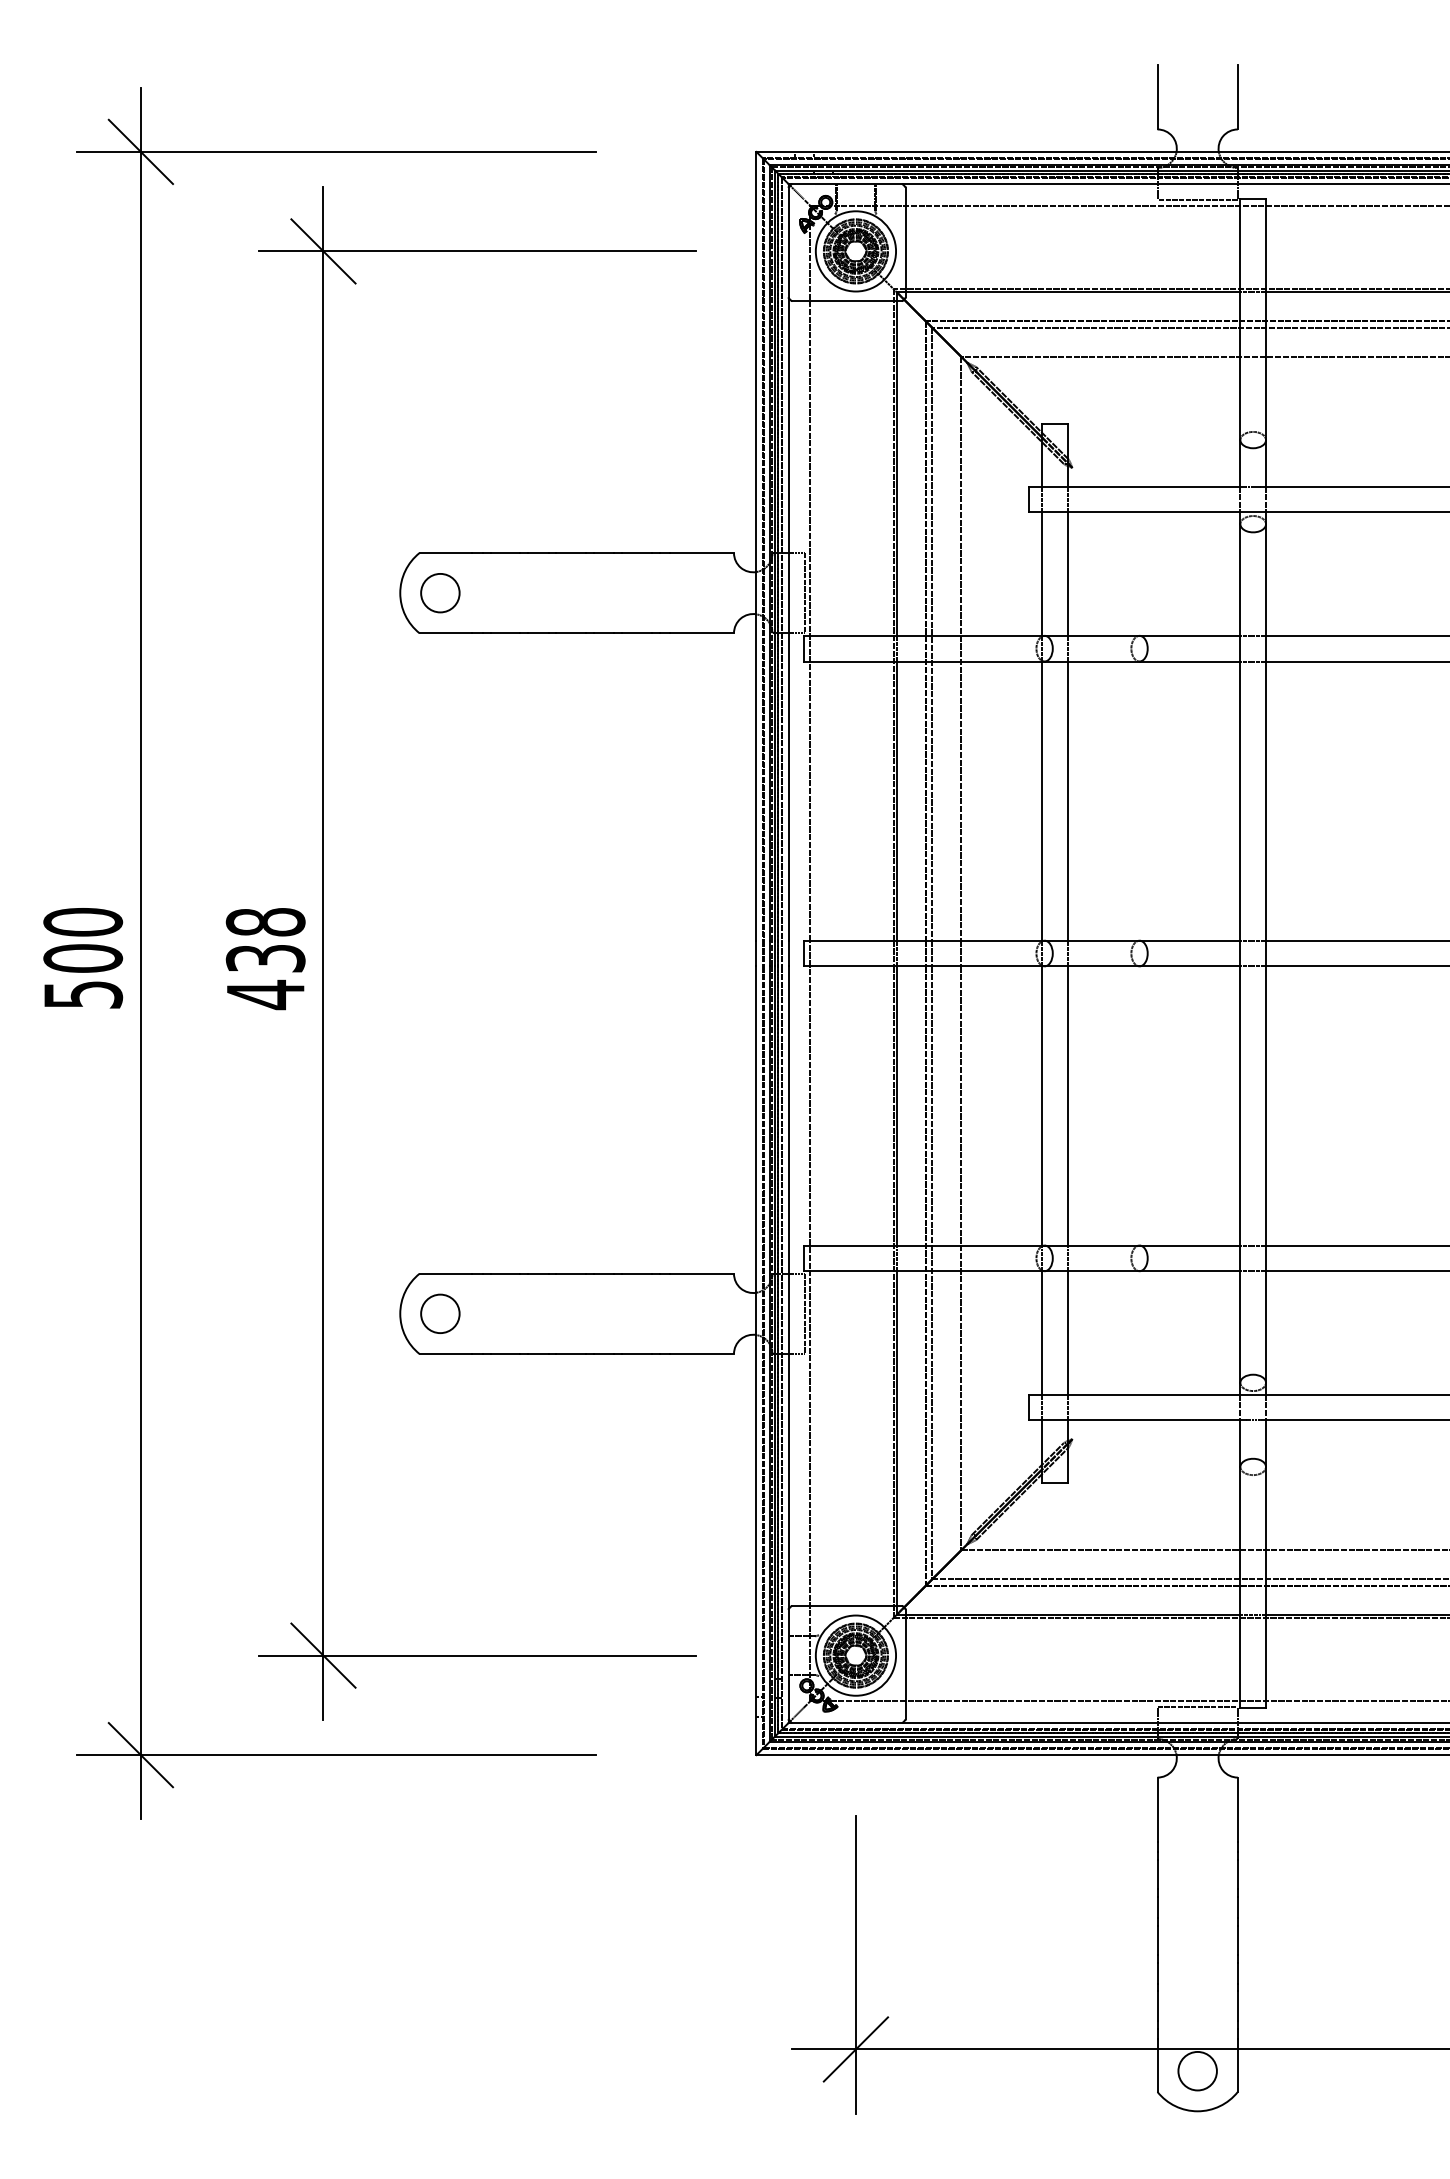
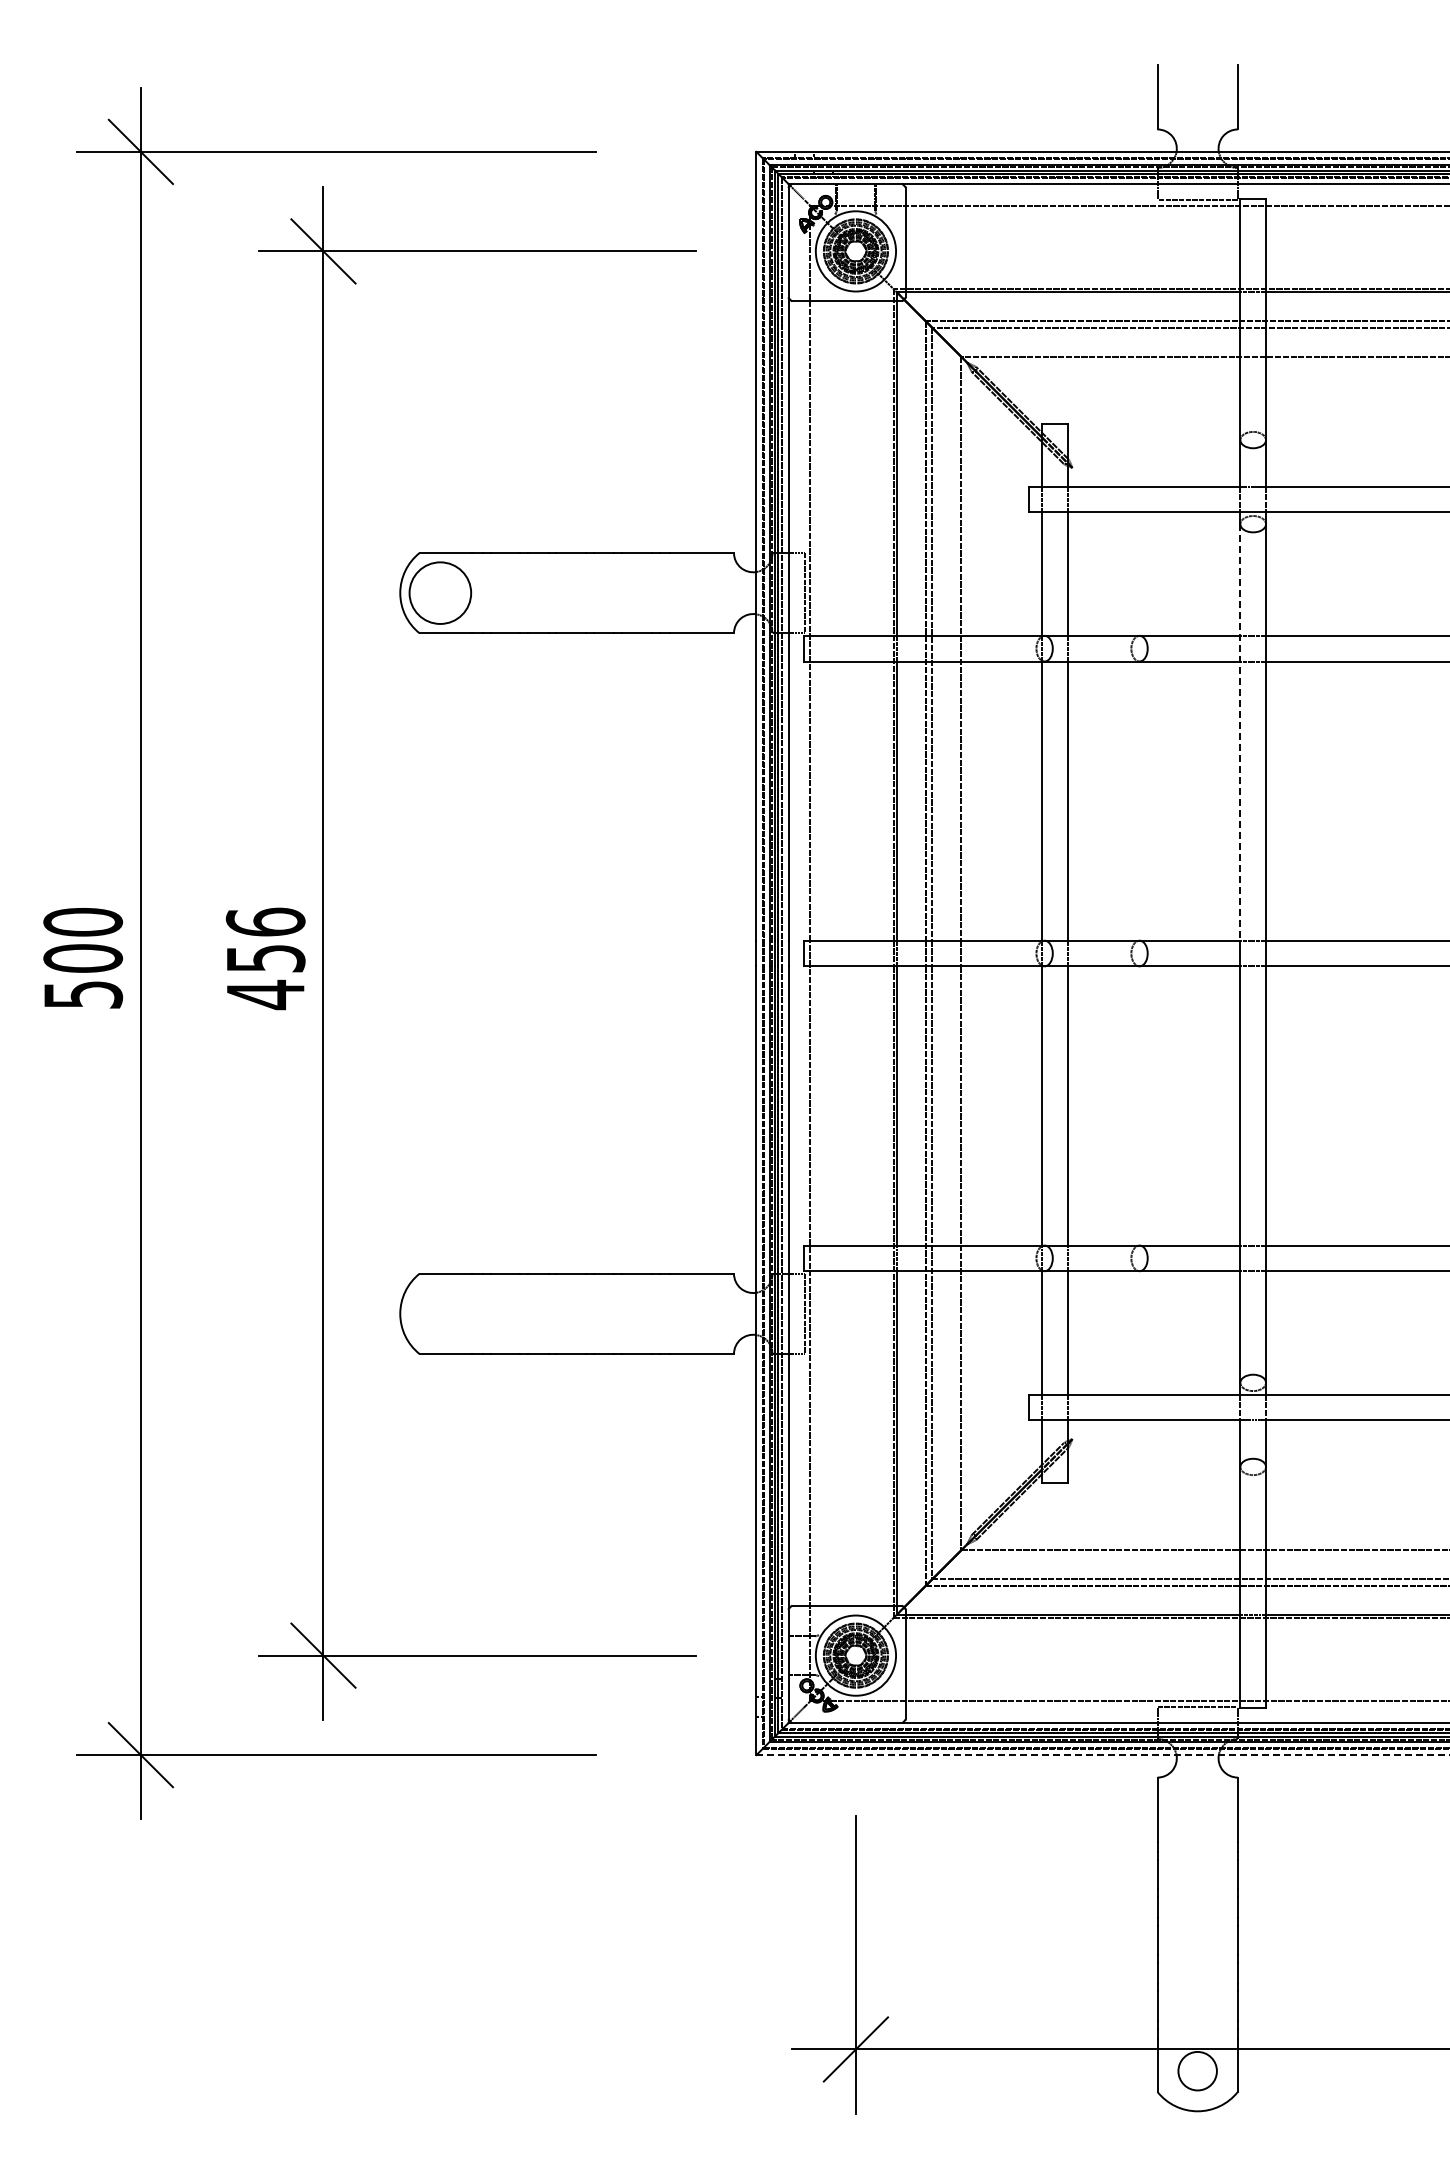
circle diameter: 39 px -> 62 px (440, 592)
line: solid -> dashed (1240, 732)
text: 438 -> 456 (265, 939)
circle: present -> none (440, 1313)
line: solid -> dashed (1102, 1755)
